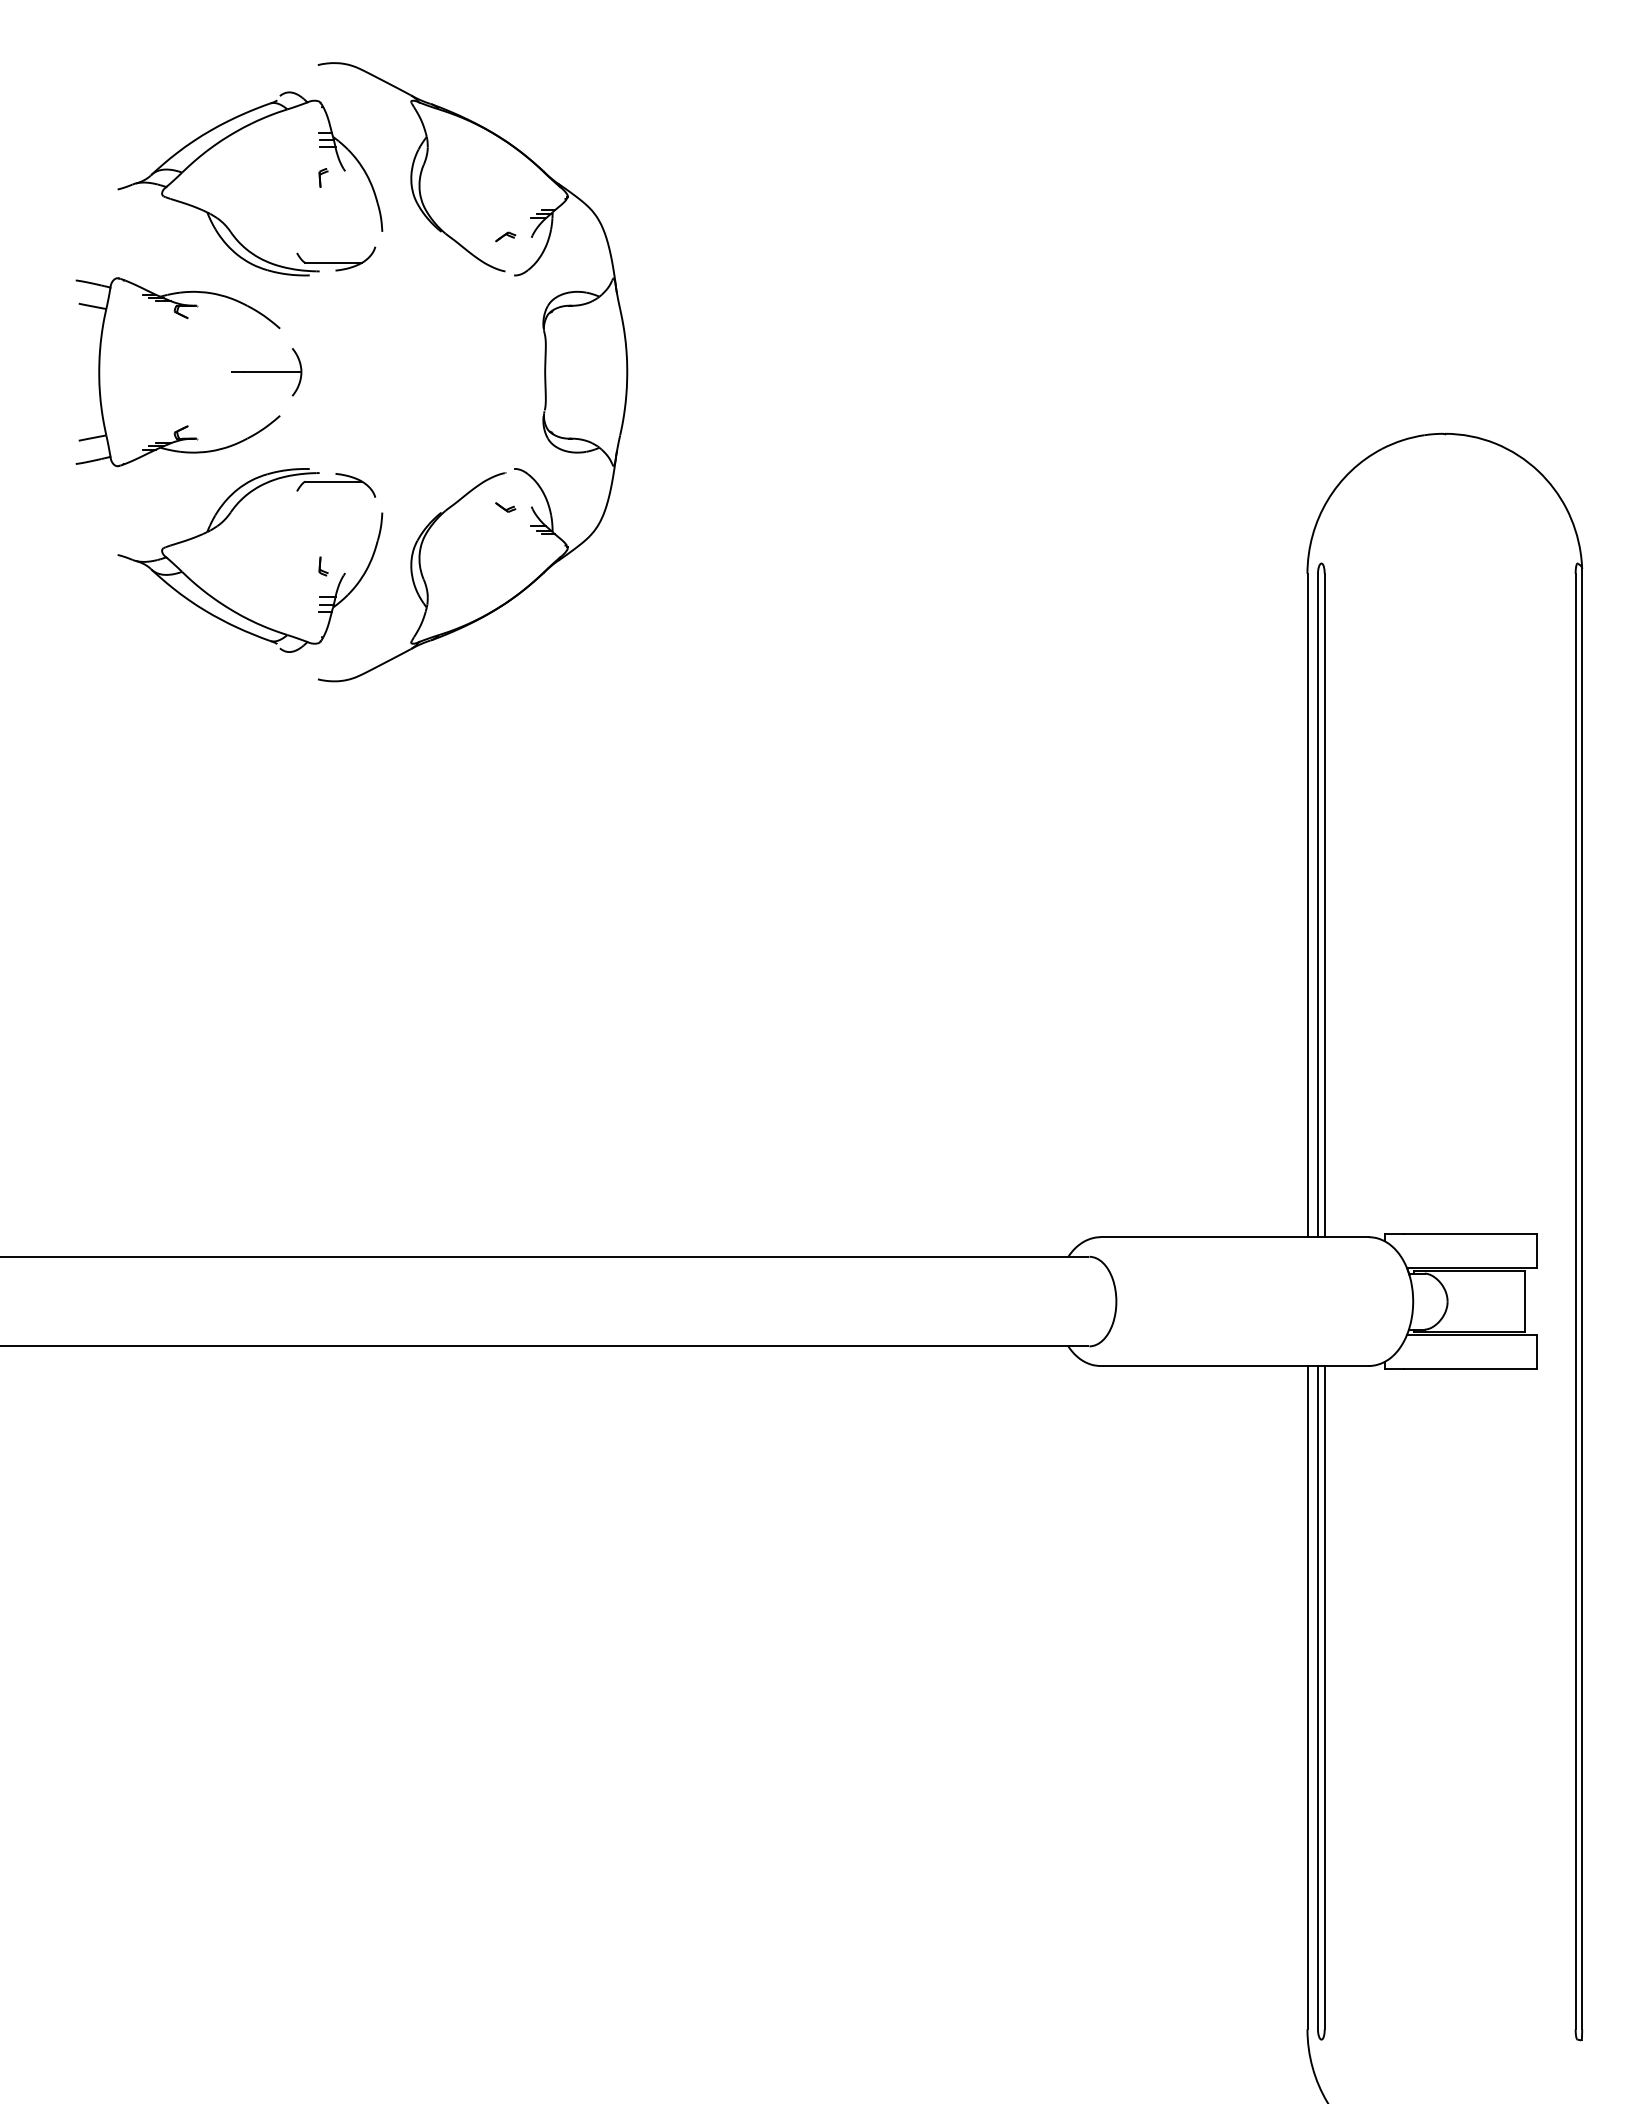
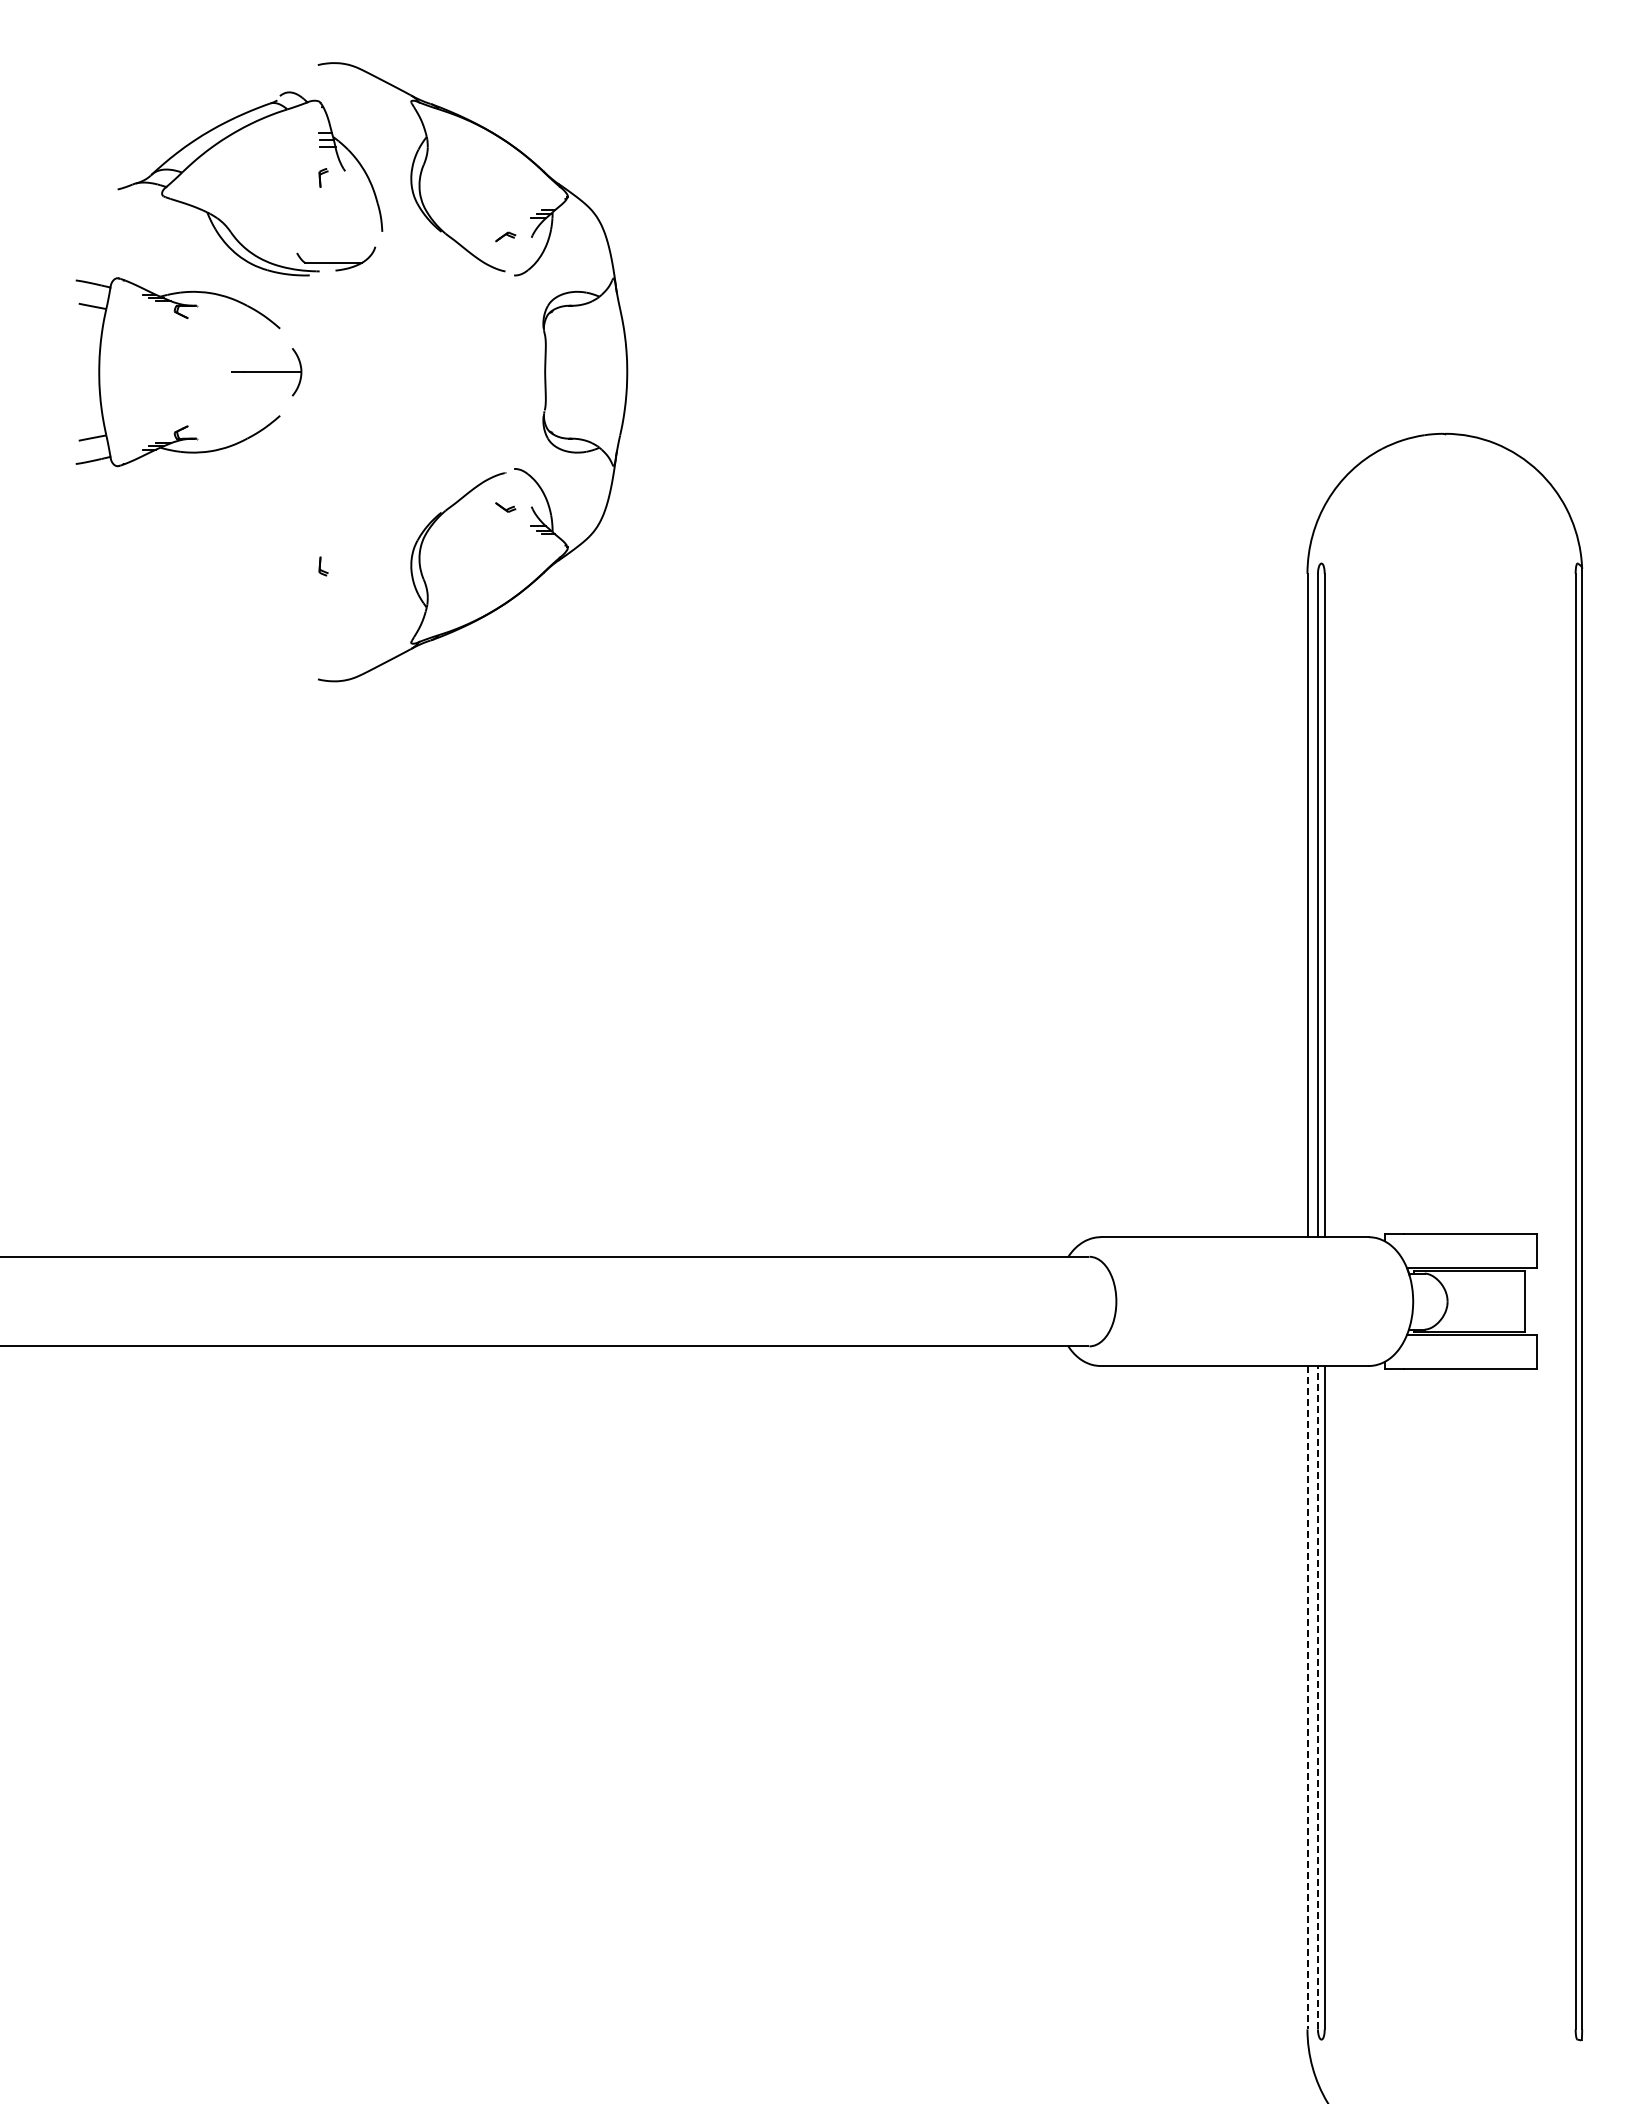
part: present -> none (221, 524)
line: solid -> dashed (1307, 1697)
line: solid -> dashed (1317, 1697)
